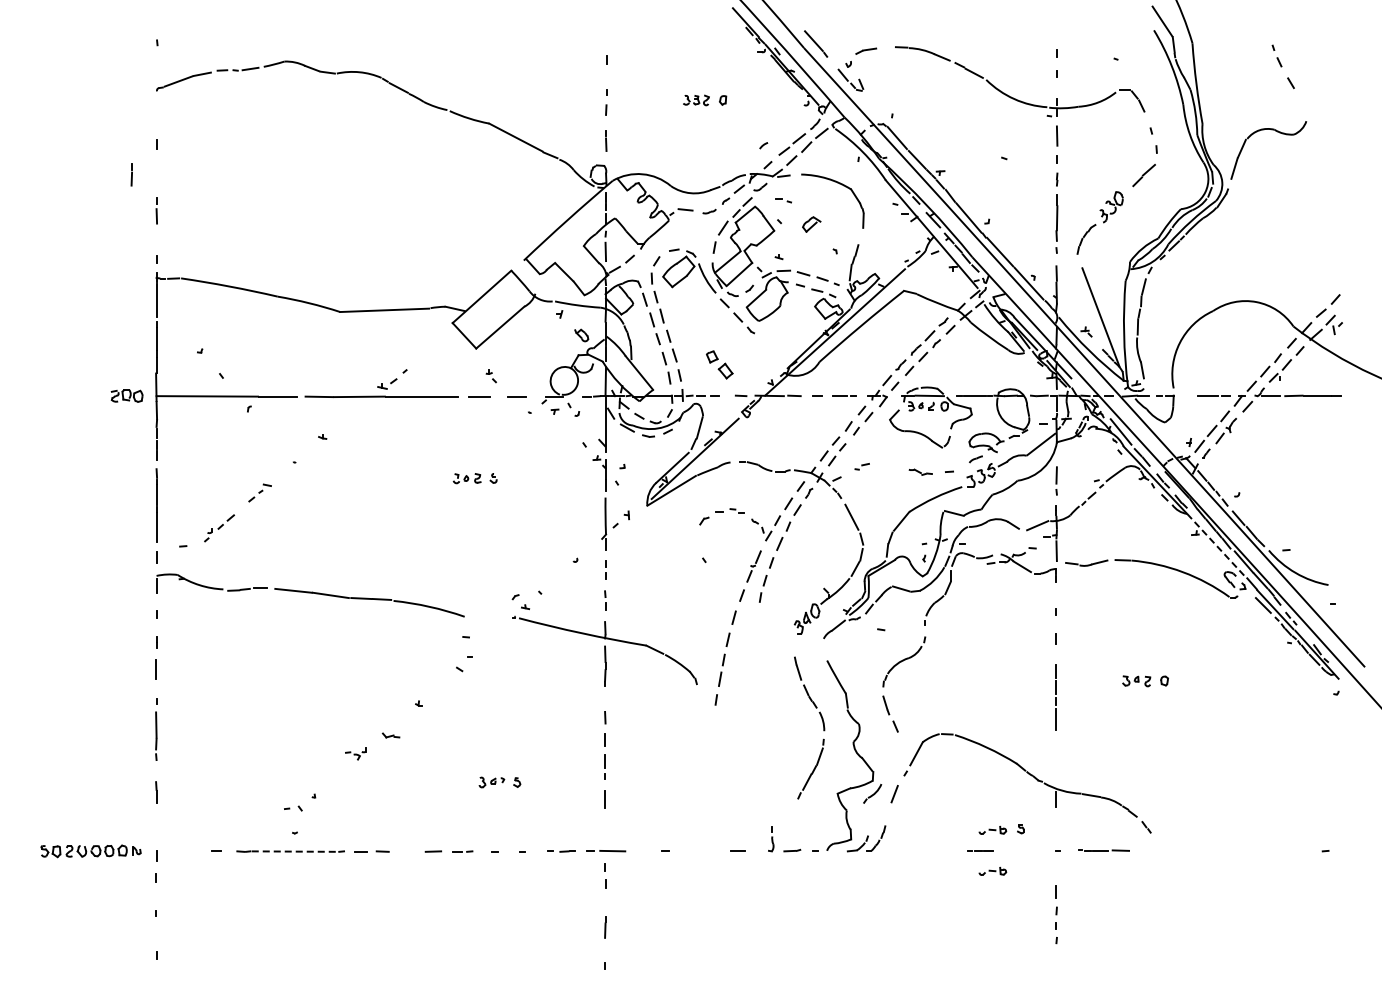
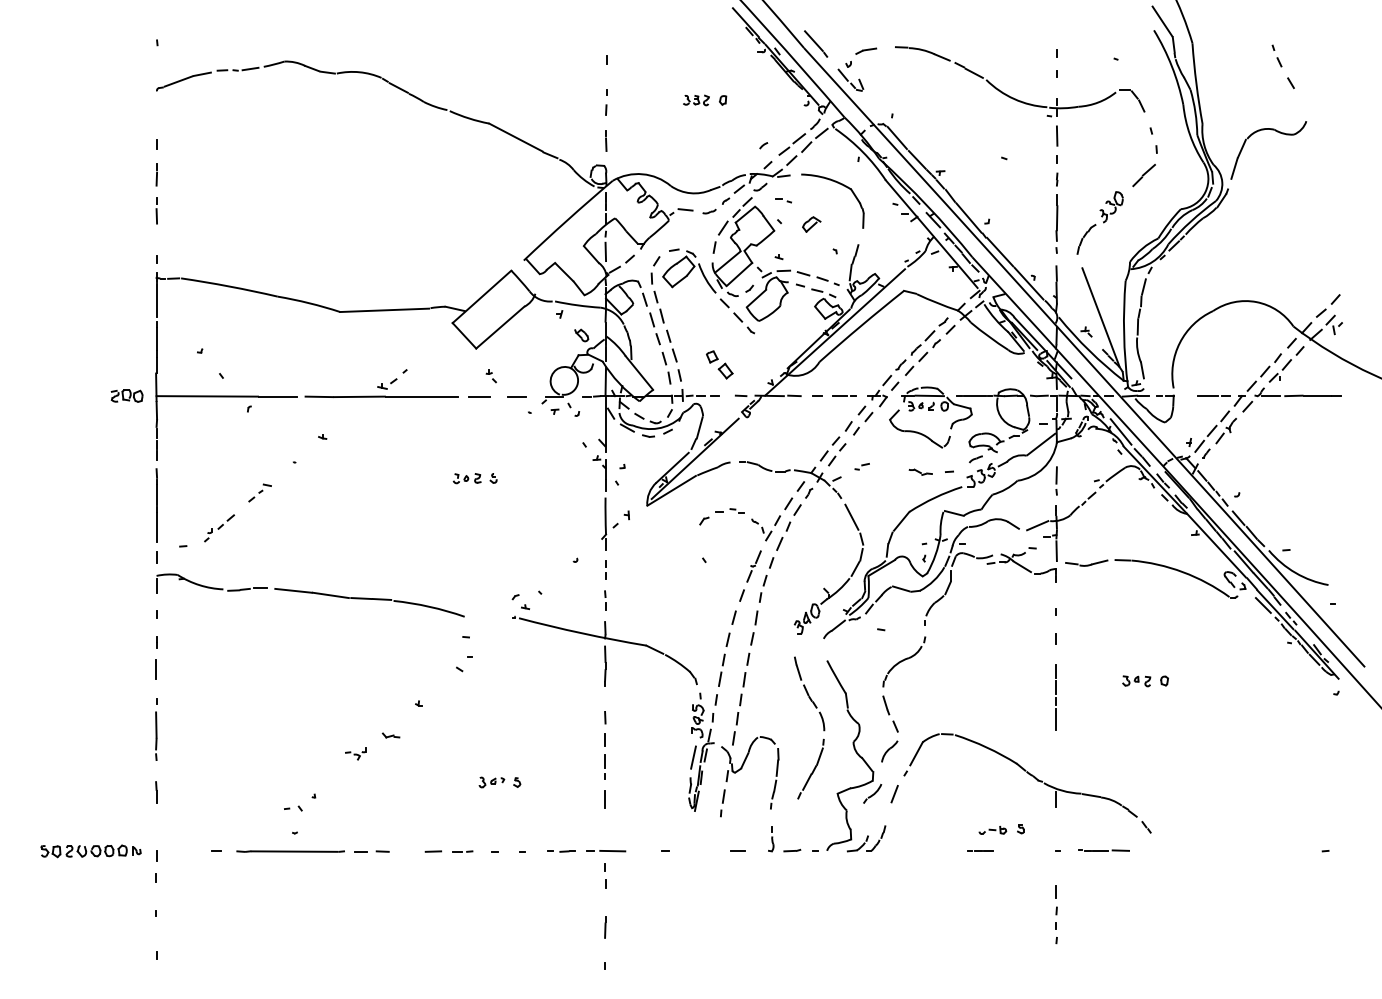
line position: (131, 174) -> (156, 174) (156, 174)
line: dashed -> solid (1216, 546)
part: none -> present (733, 713)
part: none -> present (889, 751)
line: dashed -> solid (294, 851)
part: present -> none (992, 870)
